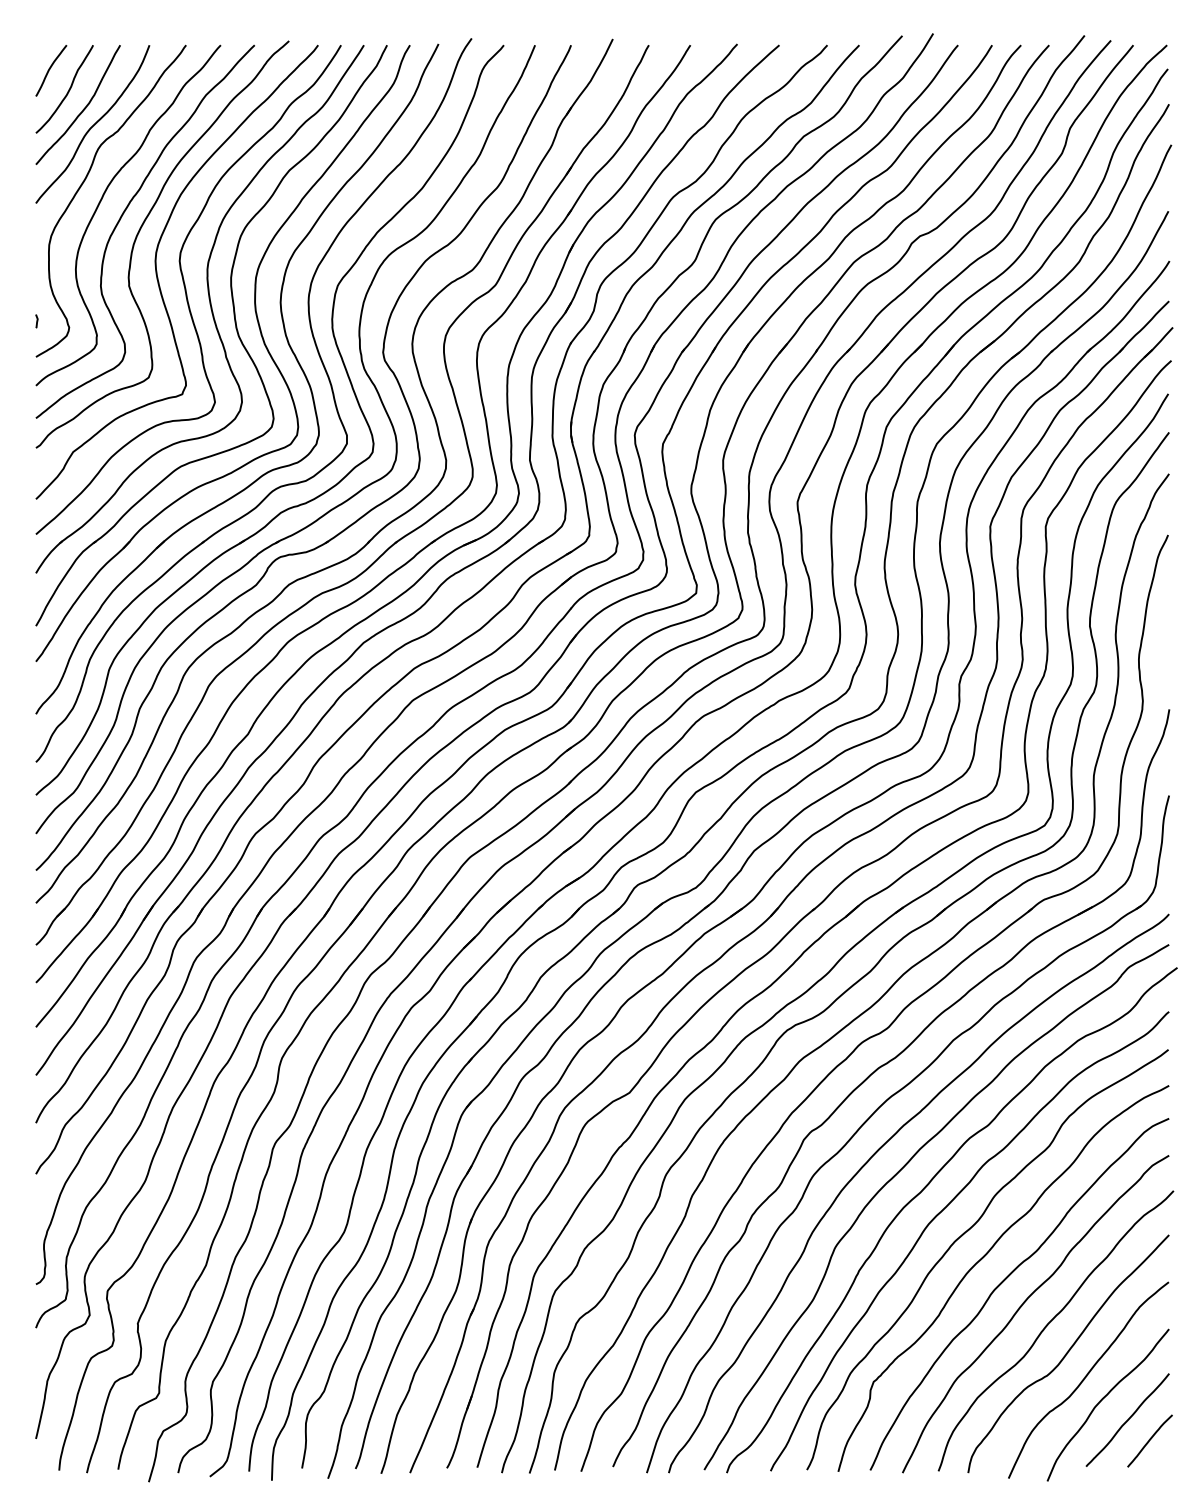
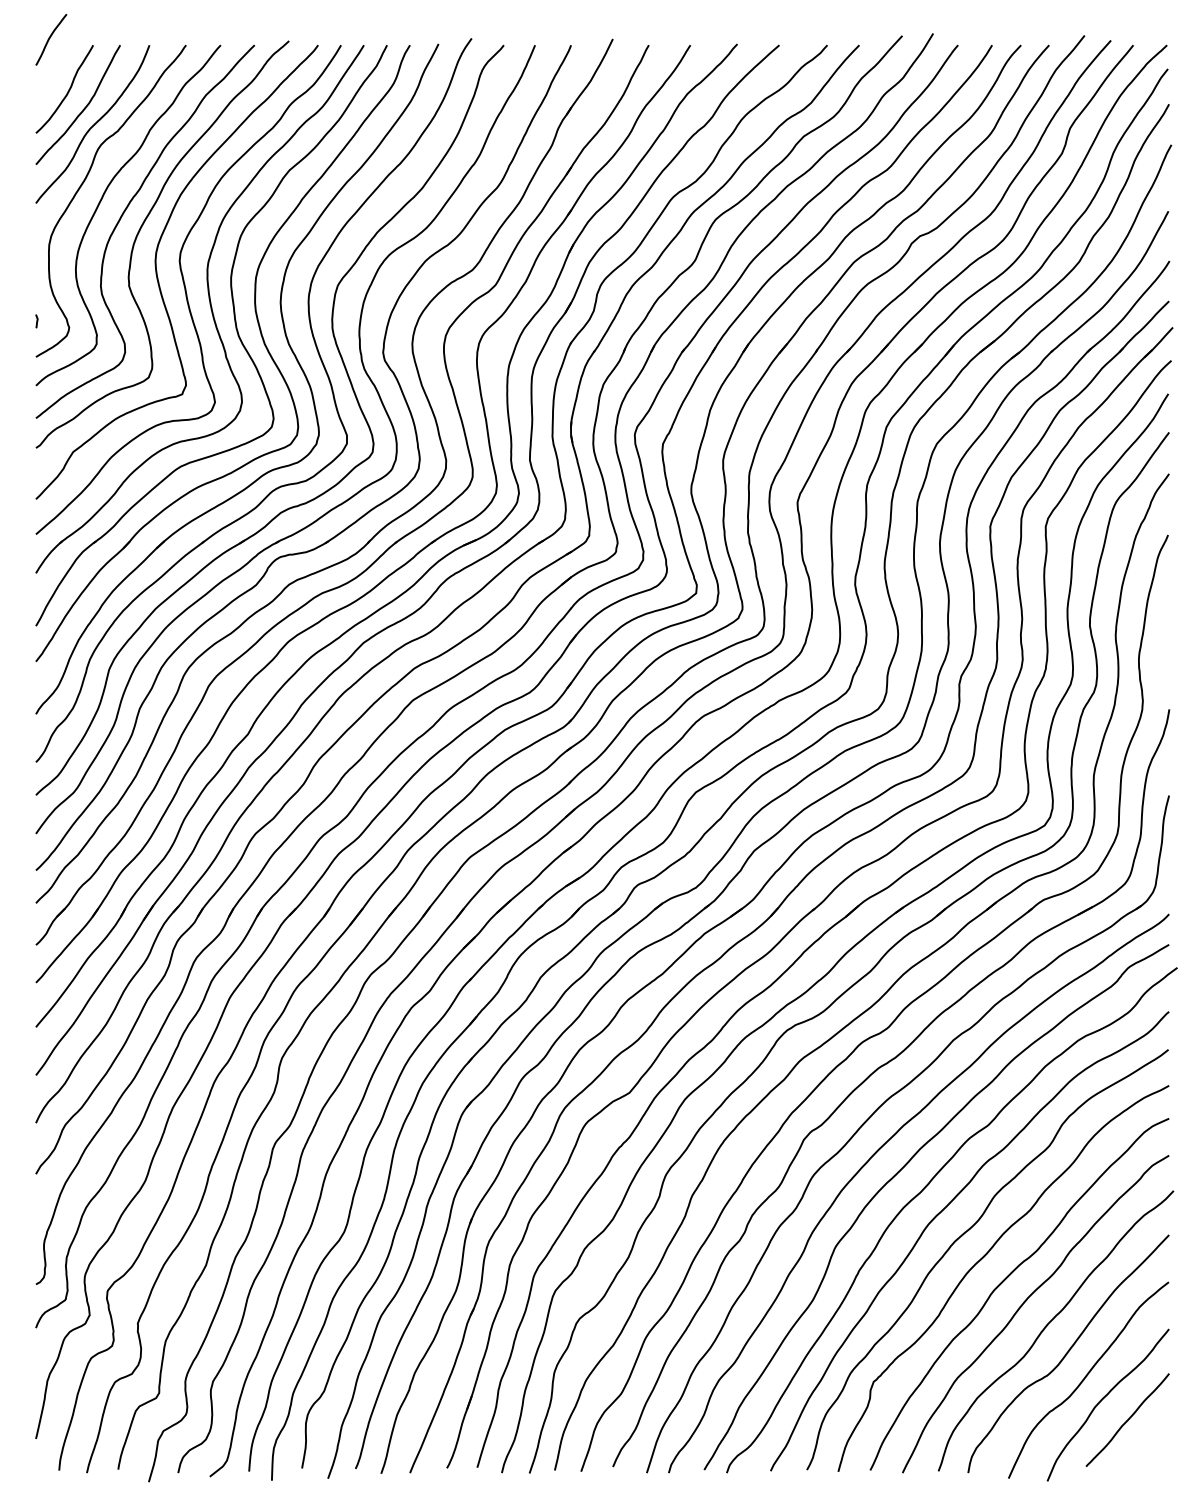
curve position: (50, 69) -> (50, 38) (50, 38)
curve: present -> none (1149, 1440)
